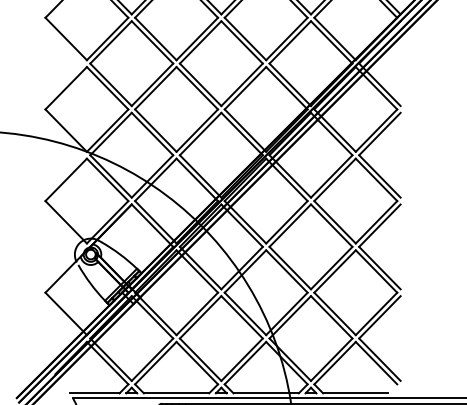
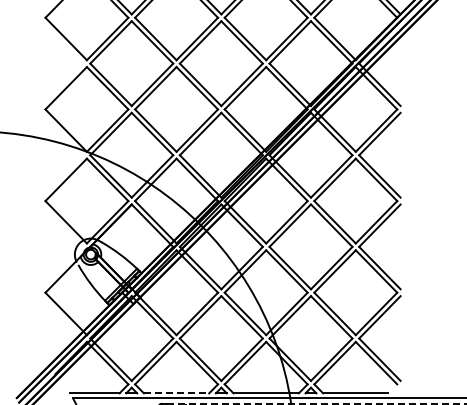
line: solid -> dashed (176, 393)
line: solid -> dashed (316, 403)
